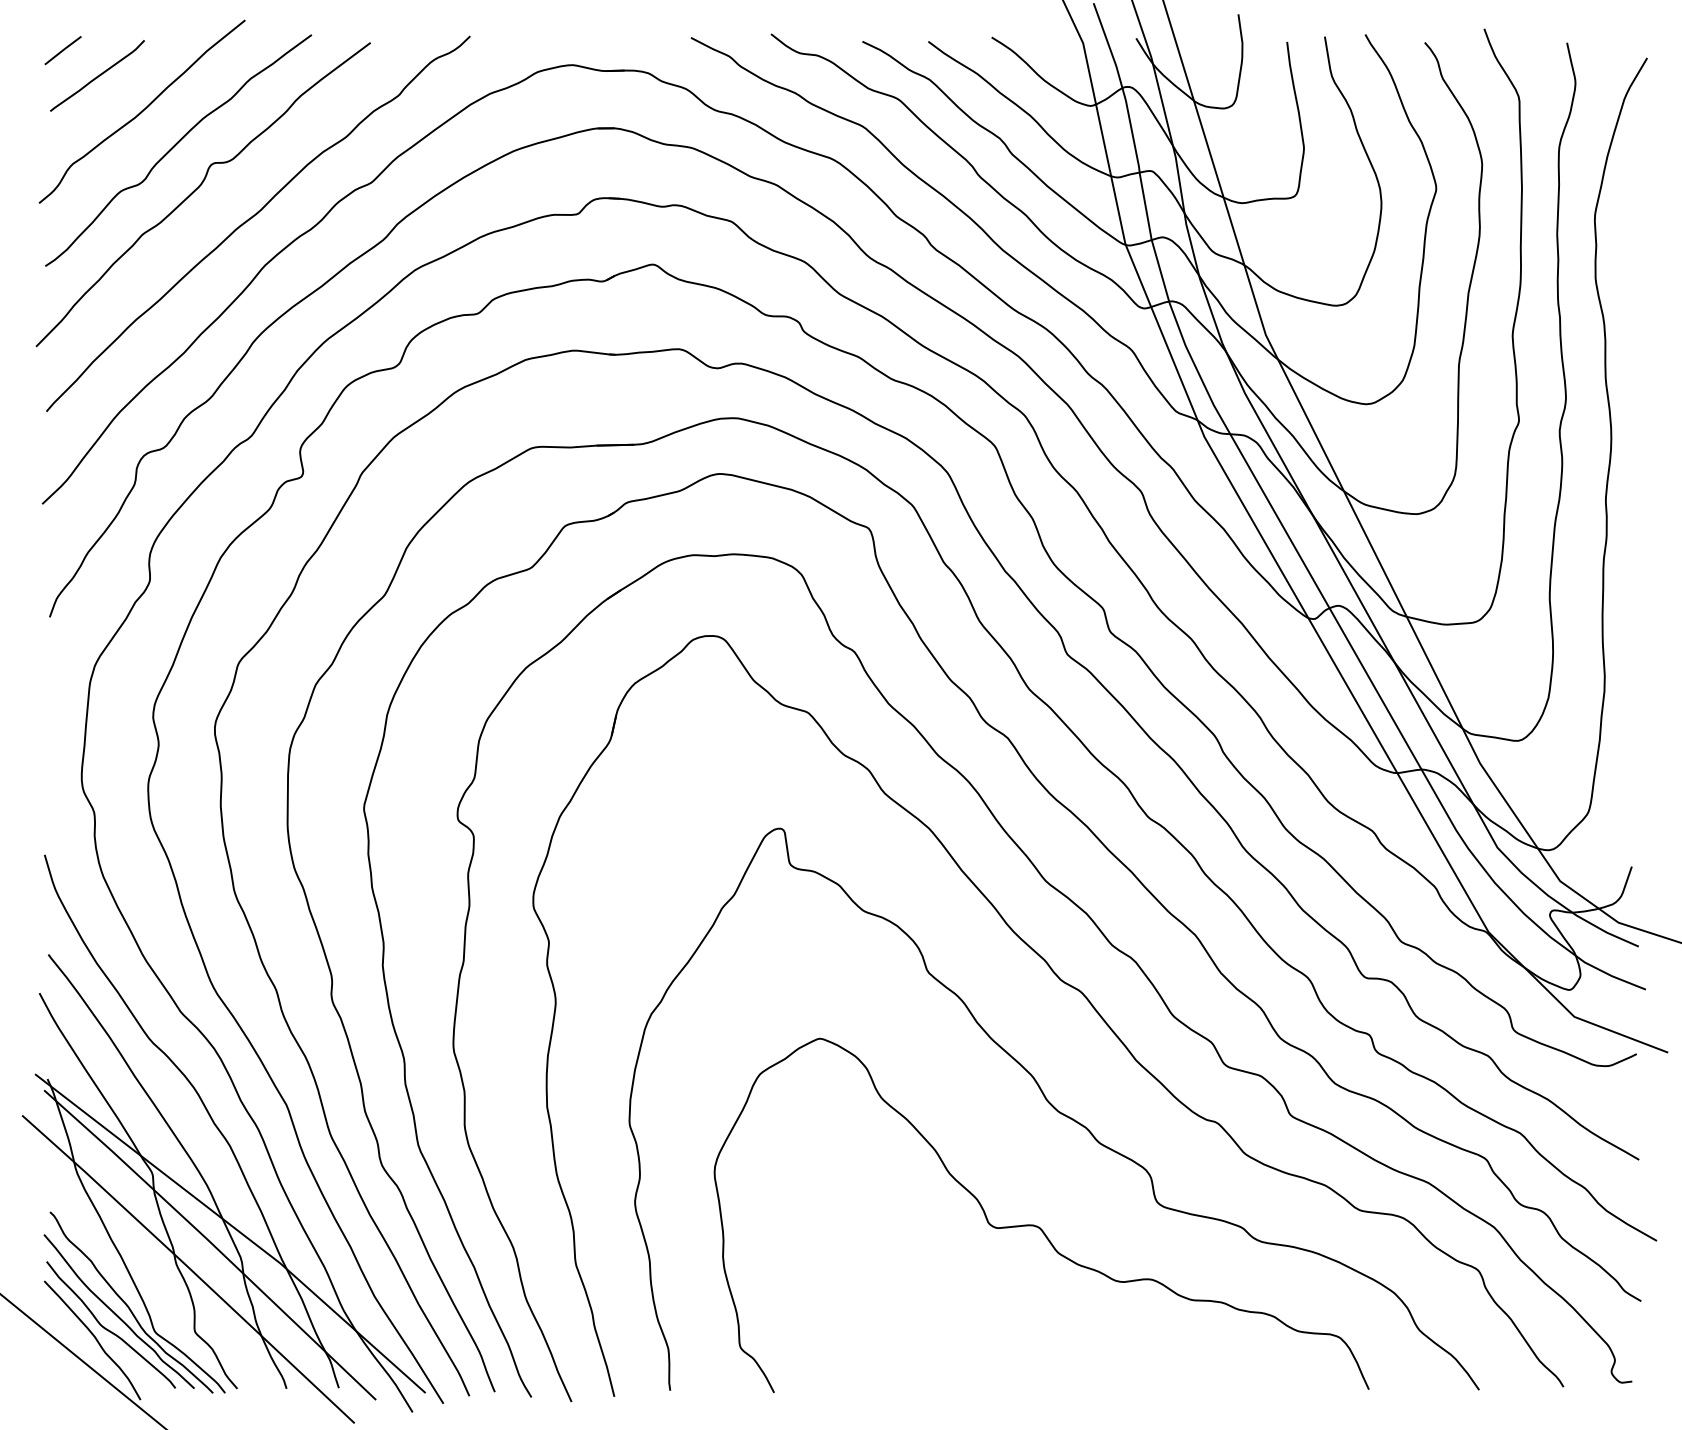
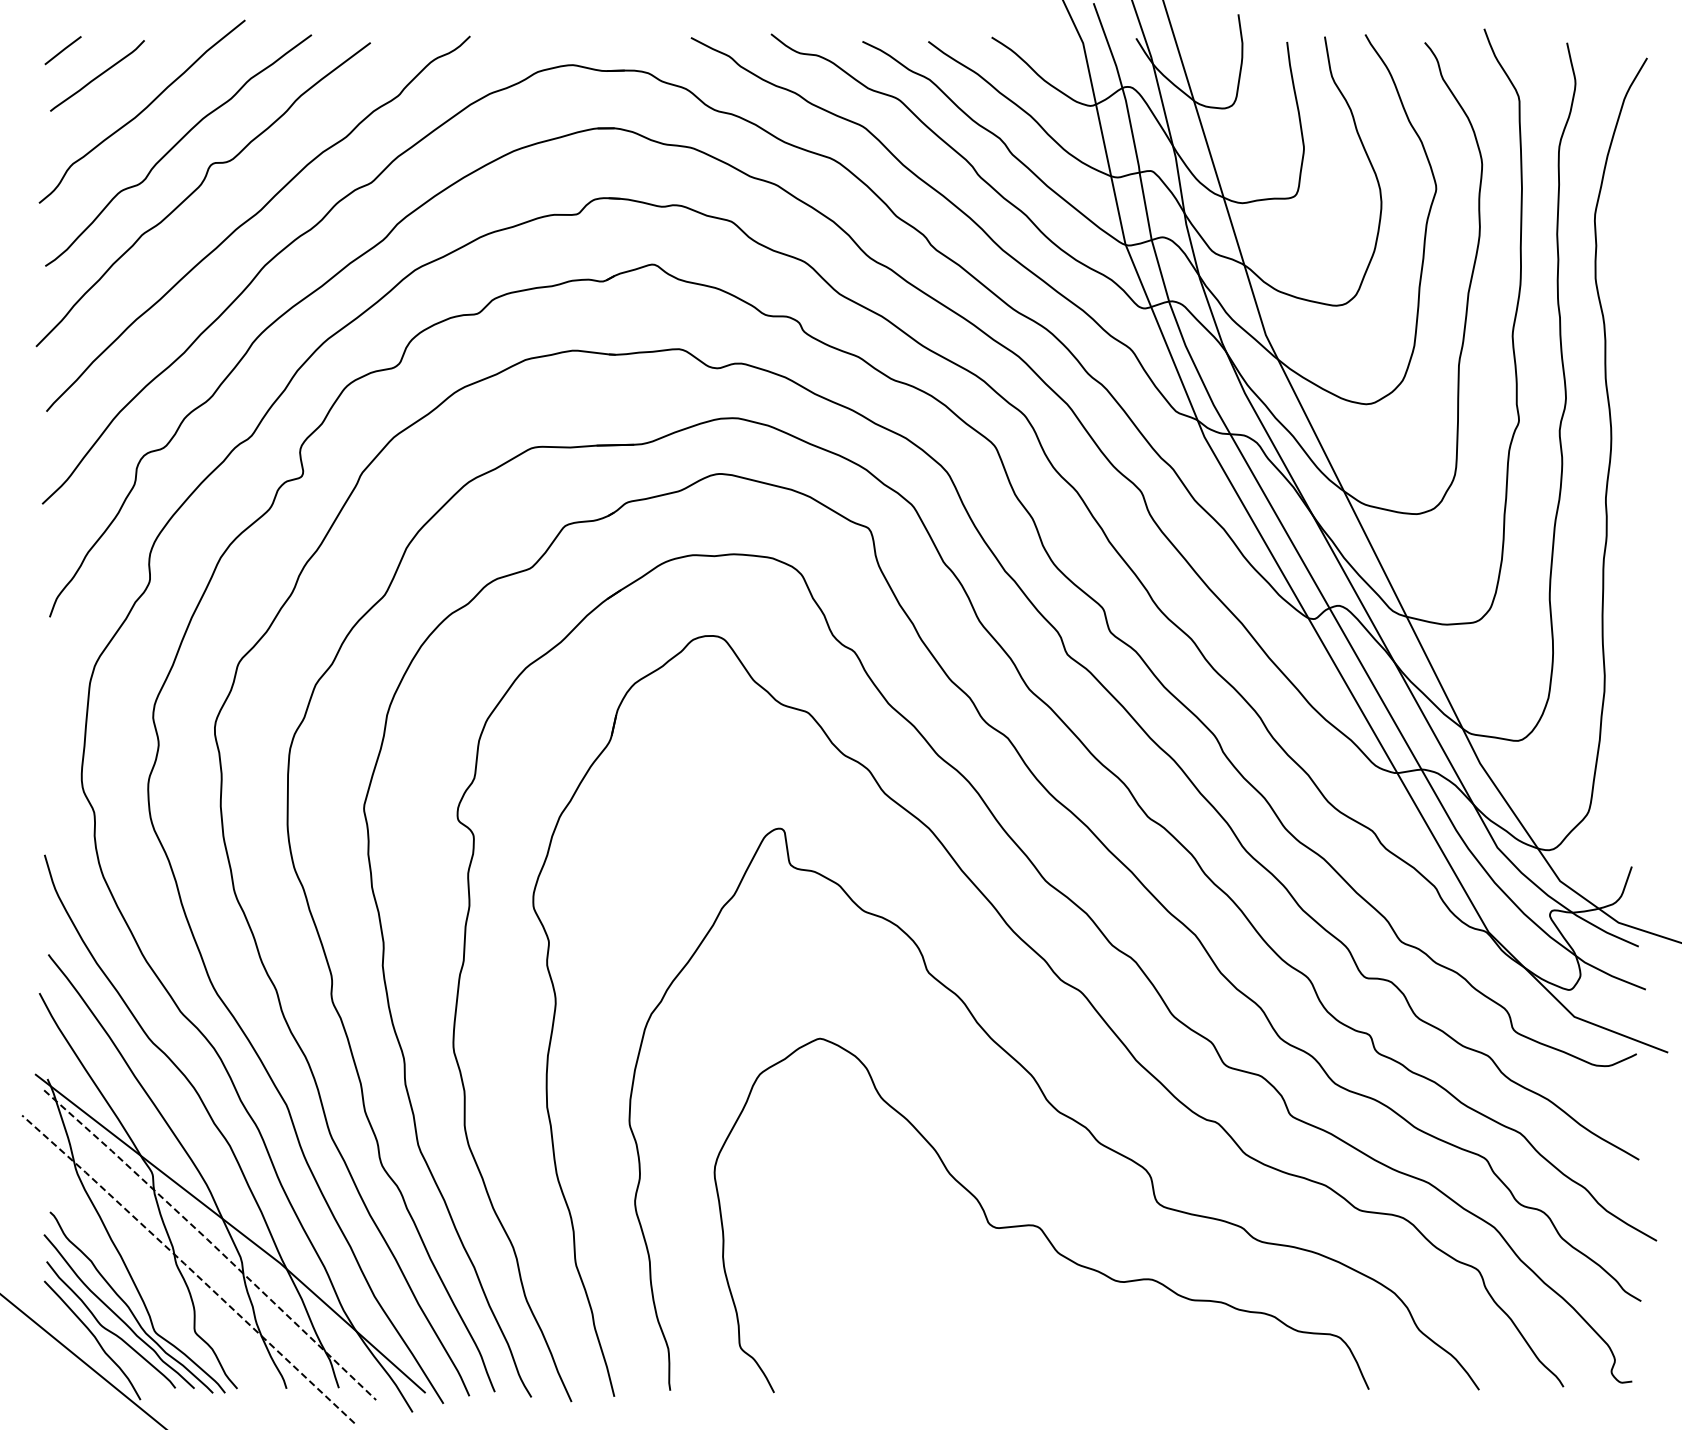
line: solid -> dashed (210, 1242)
line: solid -> dashed (188, 1267)
